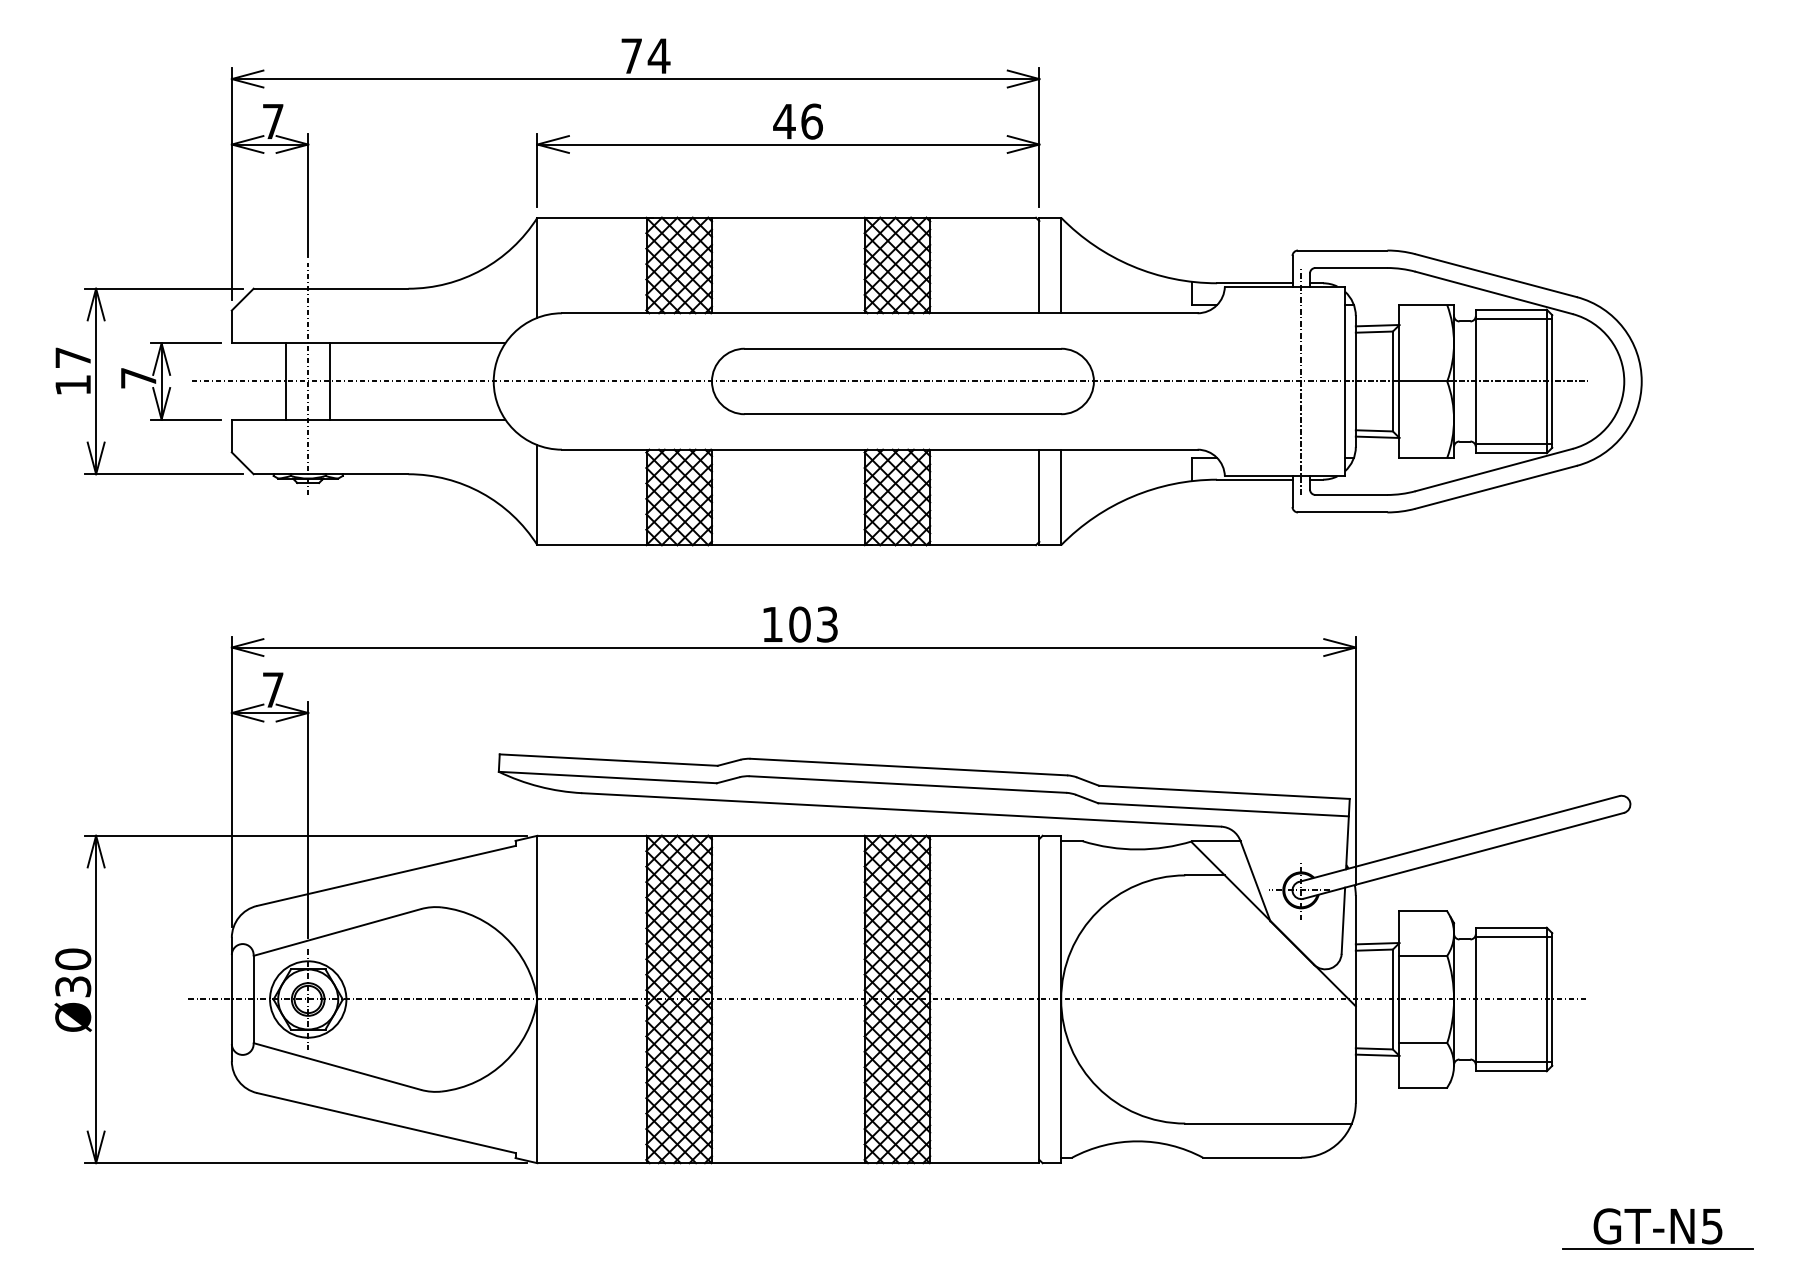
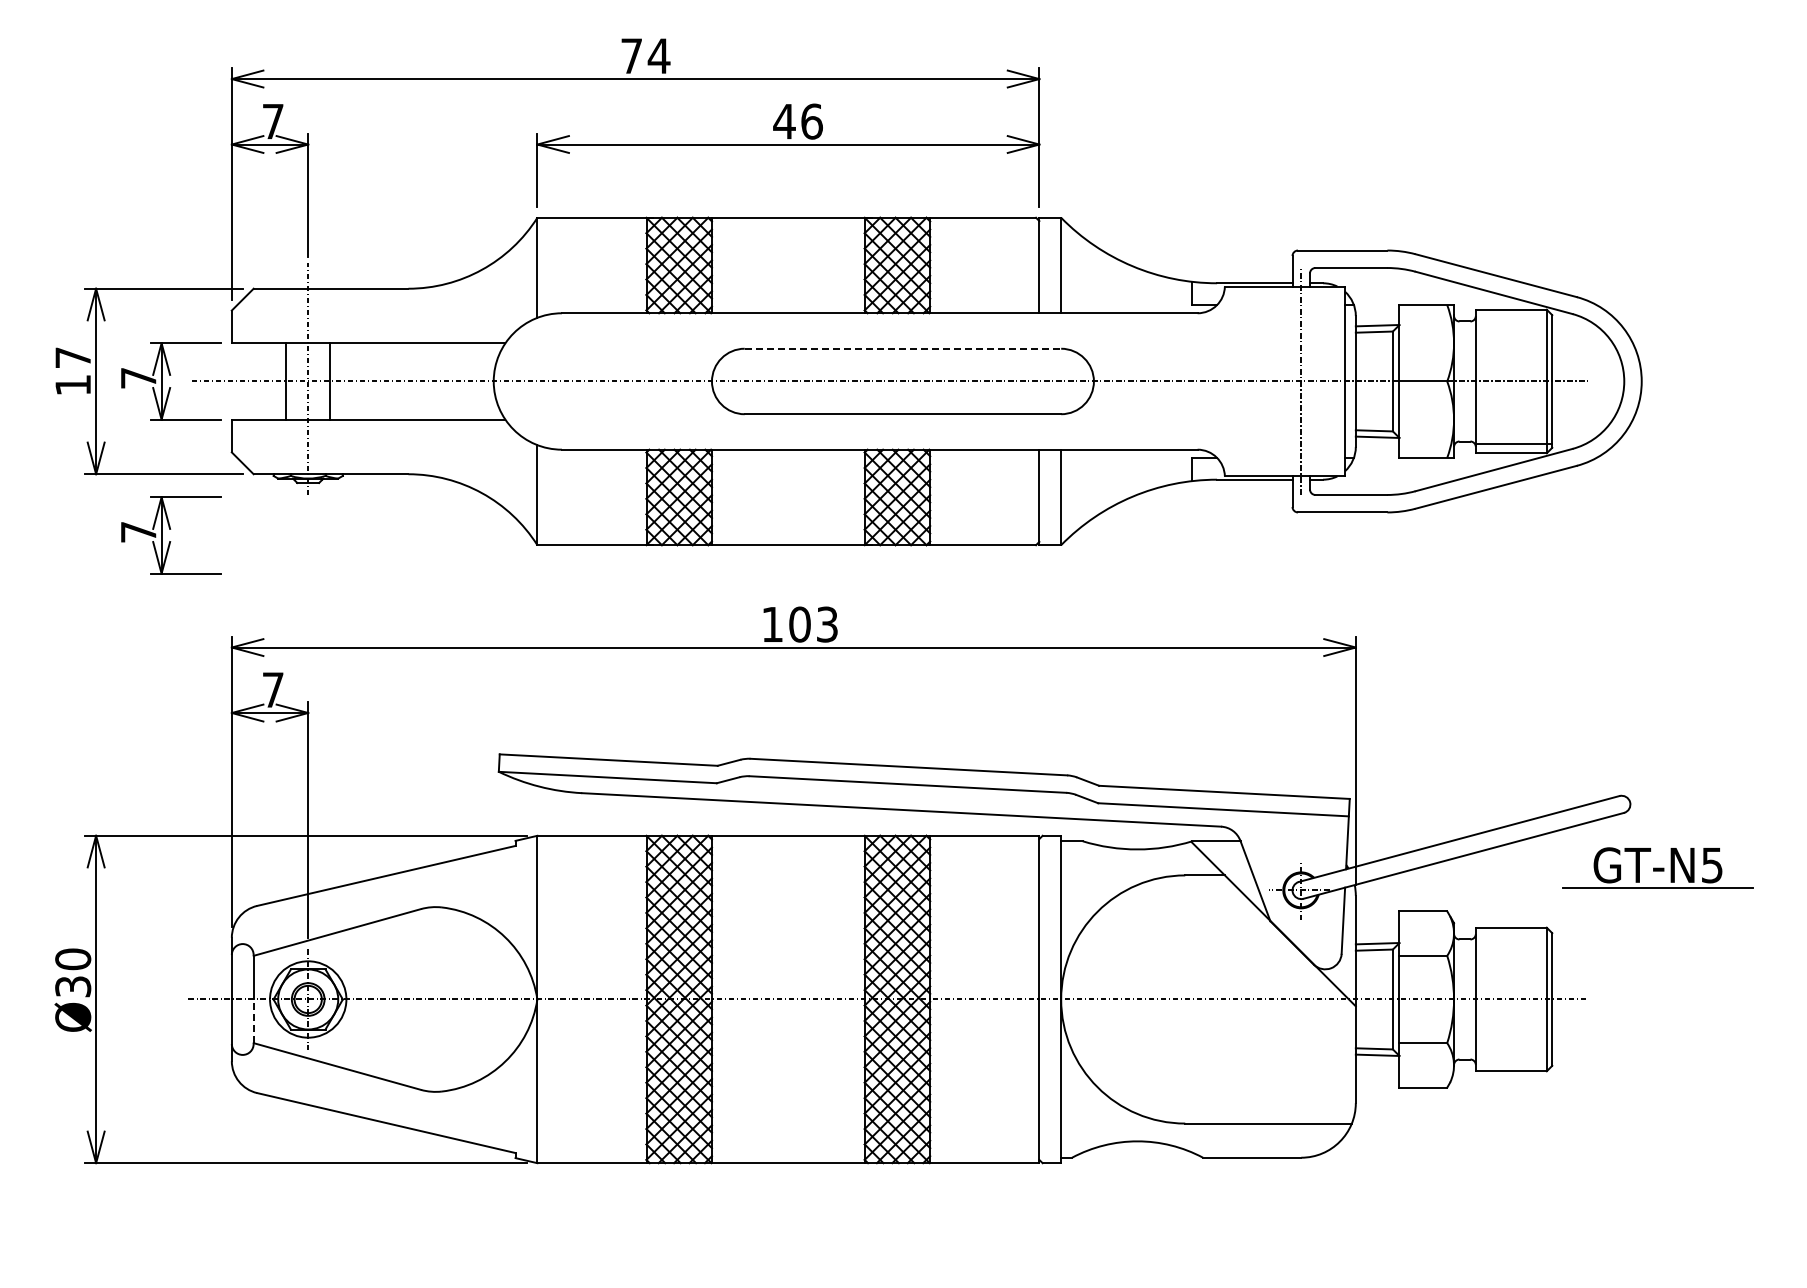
line: present -> none (1513, 319)
line: solid -> dashed (903, 348)
part: none -> present (171, 535)
line: present -> none (1513, 937)
line: solid -> dashed (253, 1021)
line: present -> none (1513, 1061)
part position: (1657, 1228) -> (1657, 867) (1657, 867)
